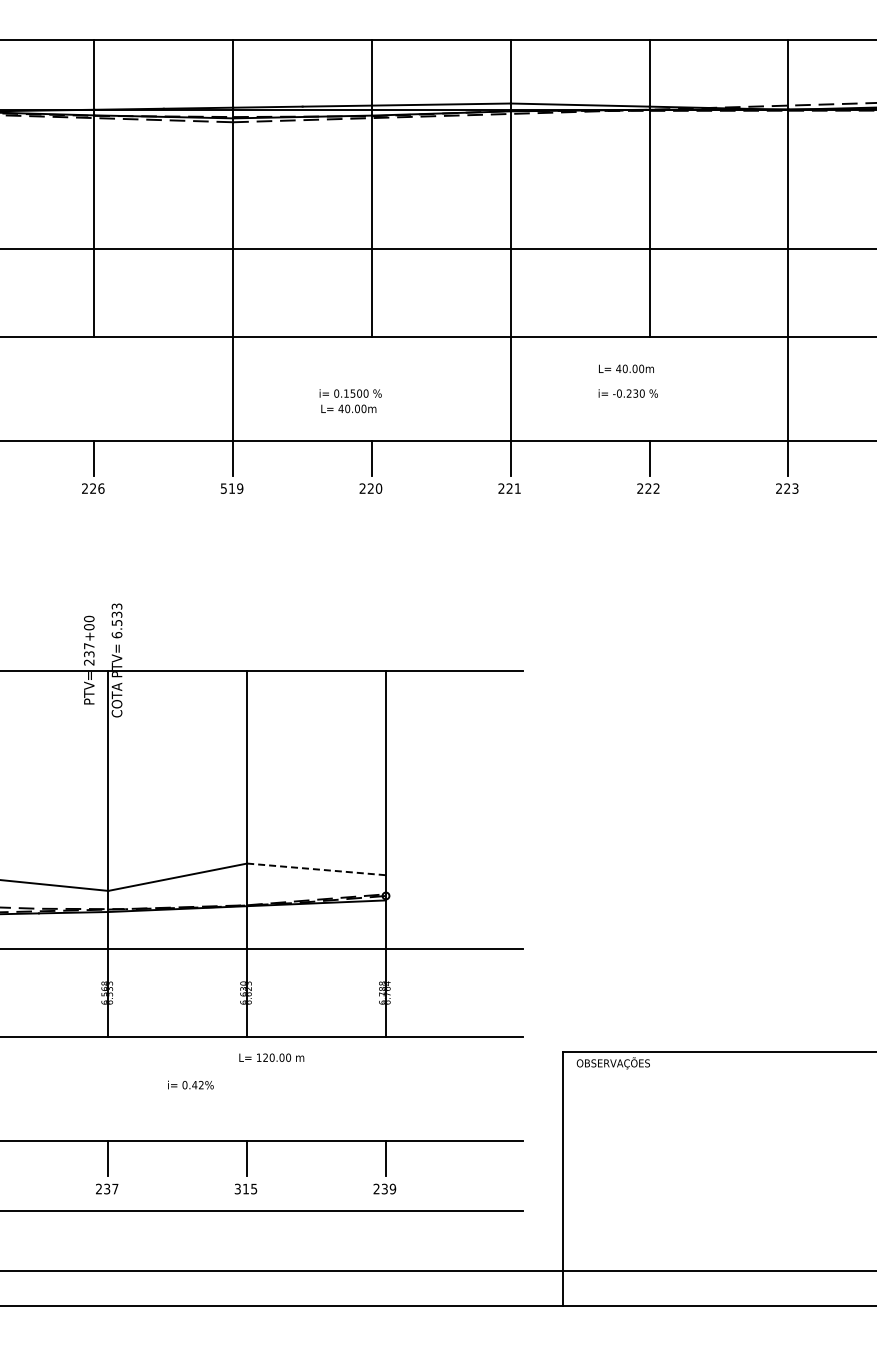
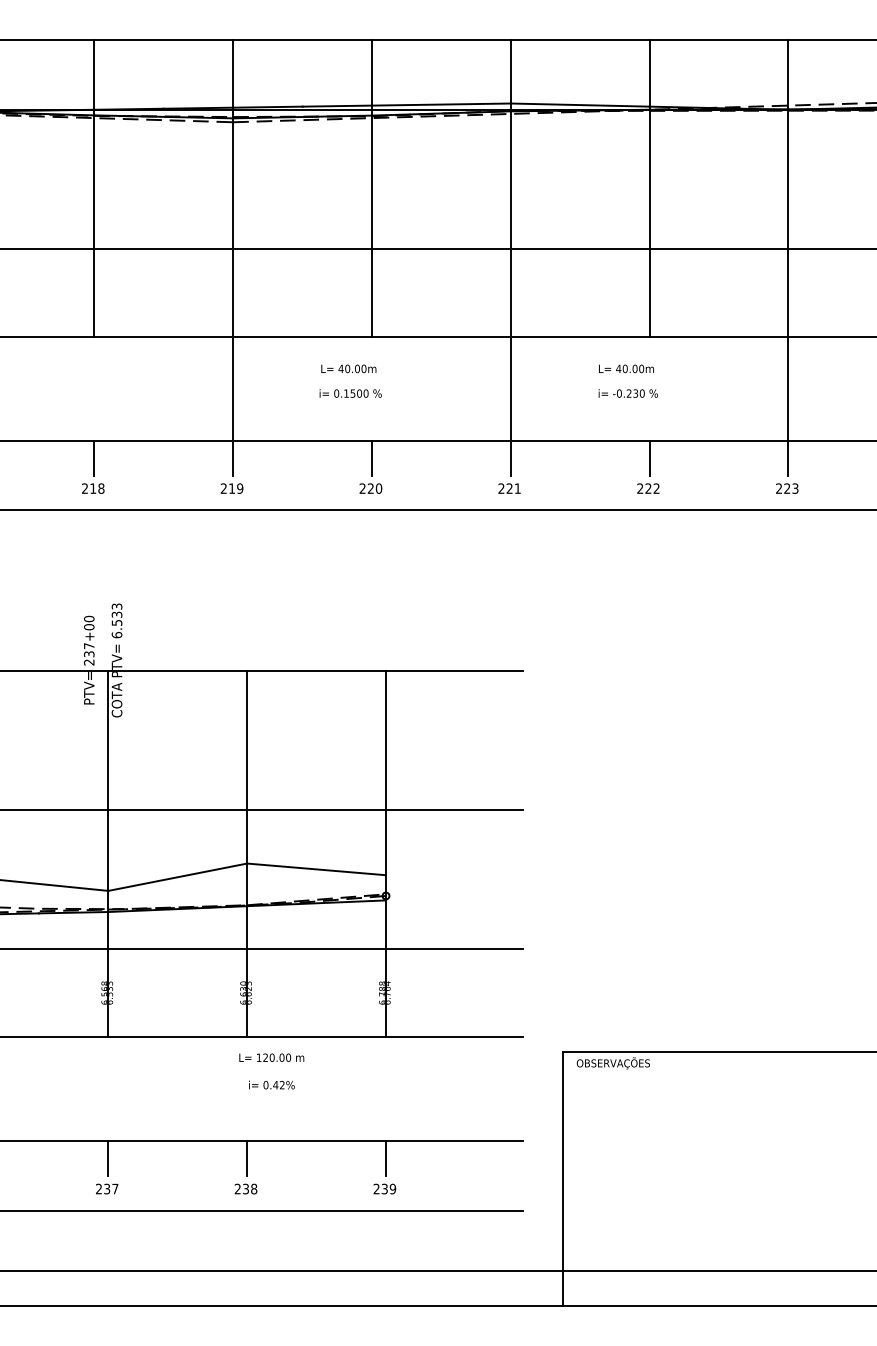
text position: (348, 408) -> (348, 368) (348, 368)
text: 226 -> 218 (97, 488)
text: 519 -> 219 (223, 488)
line: none -> present (437, 510)
line: none -> present (262, 810)
line: dashed -> solid (316, 869)
text position: (190, 1084) -> (271, 1084) (271, 1084)
text: 315 -> 238 (245, 1188)
